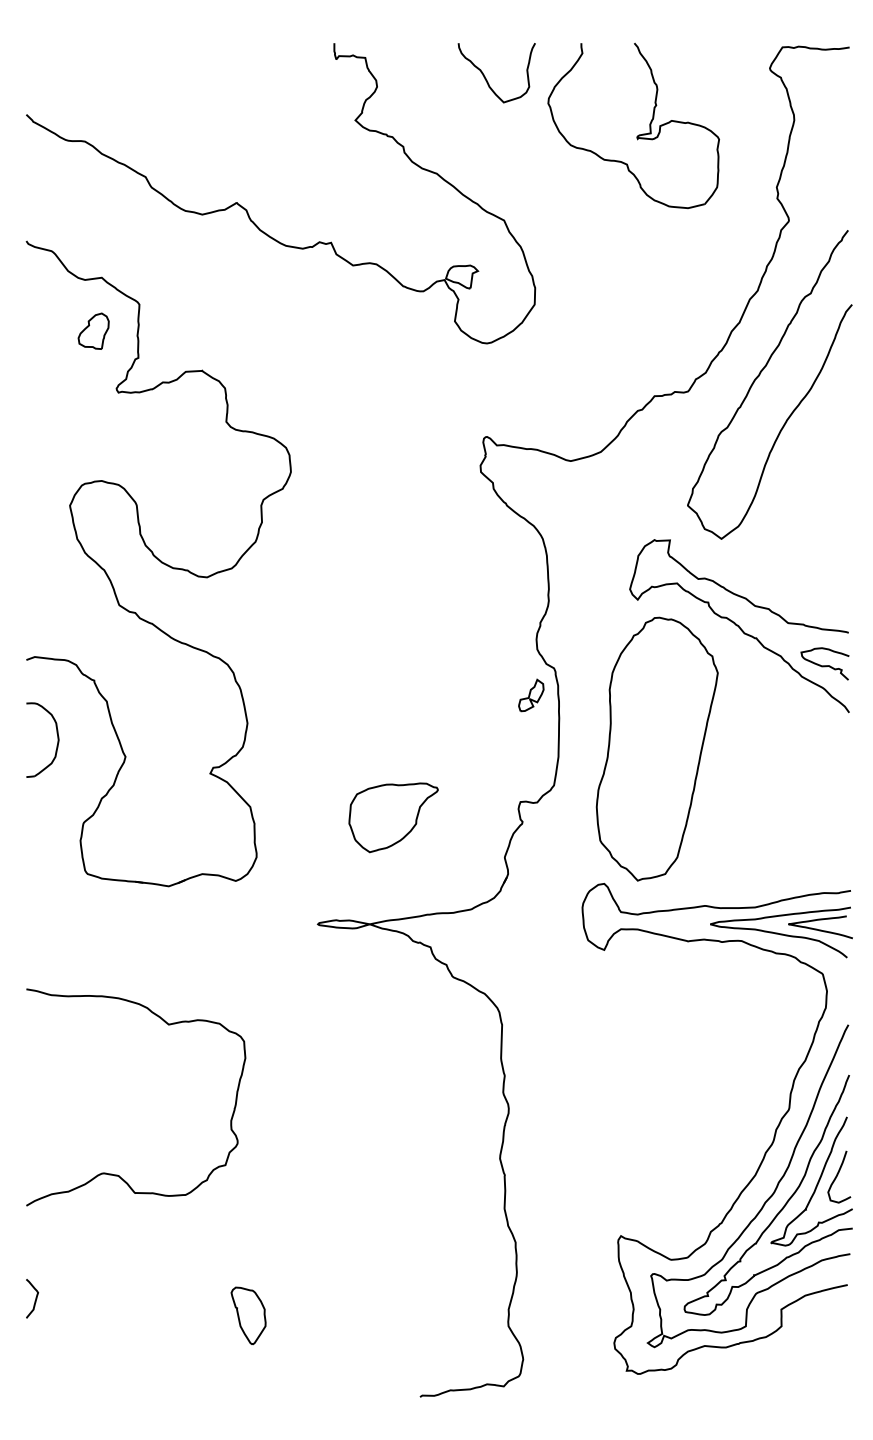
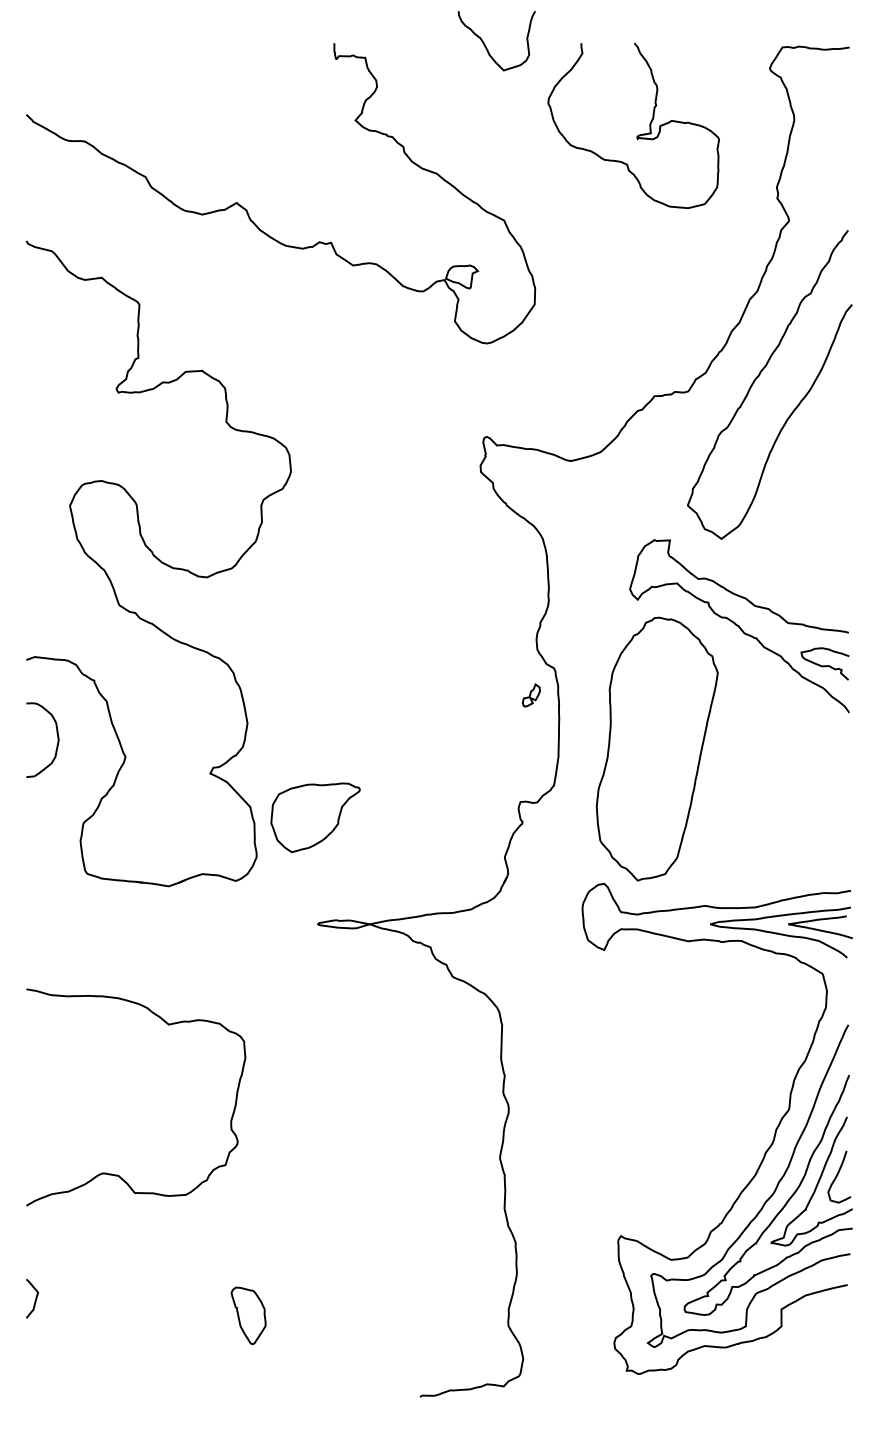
curve position: (486, 78) -> (486, 46) (486, 46)
part: present -> none (93, 330)
part size: 27x35 px -> 20x25 px (530, 695)
part position: (393, 817) -> (315, 817) (315, 817)
